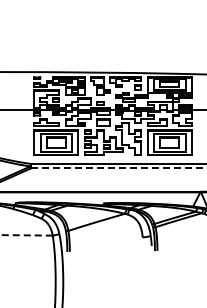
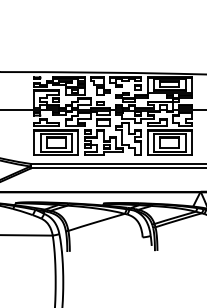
line: dashed -> solid (119, 168)
line: dashed -> solid (26, 235)
